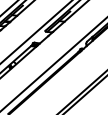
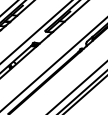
line: none -> present (76, 87)
